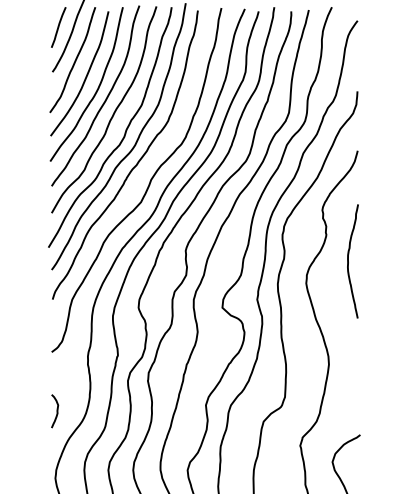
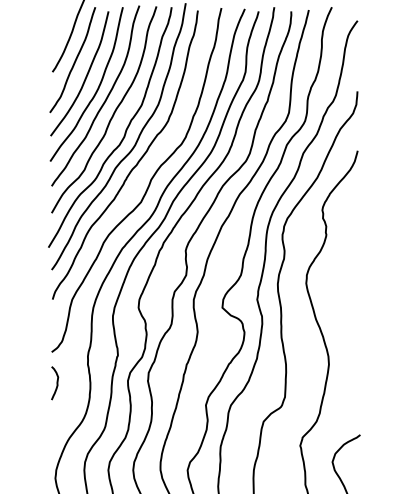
line: present -> none (58, 27)
curve: present -> none (348, 261)
curve position: (56, 411) -> (56, 383) (56, 383)
